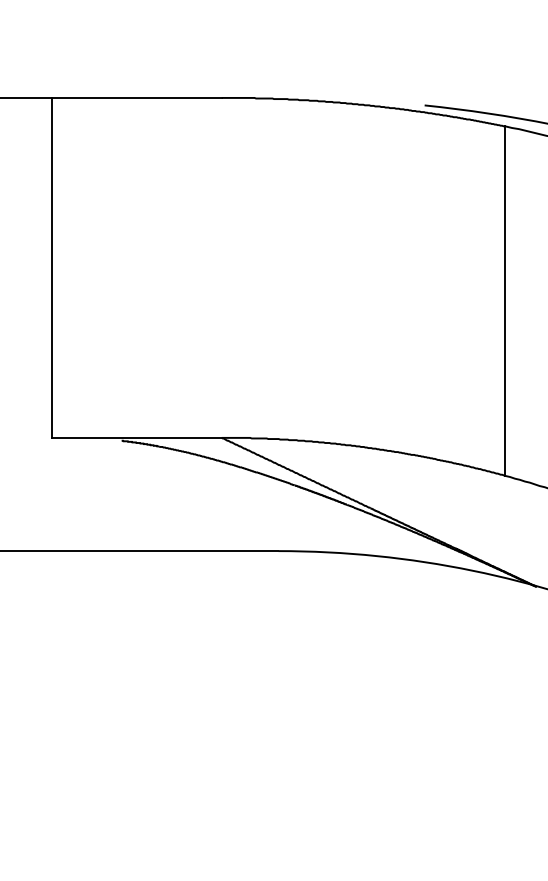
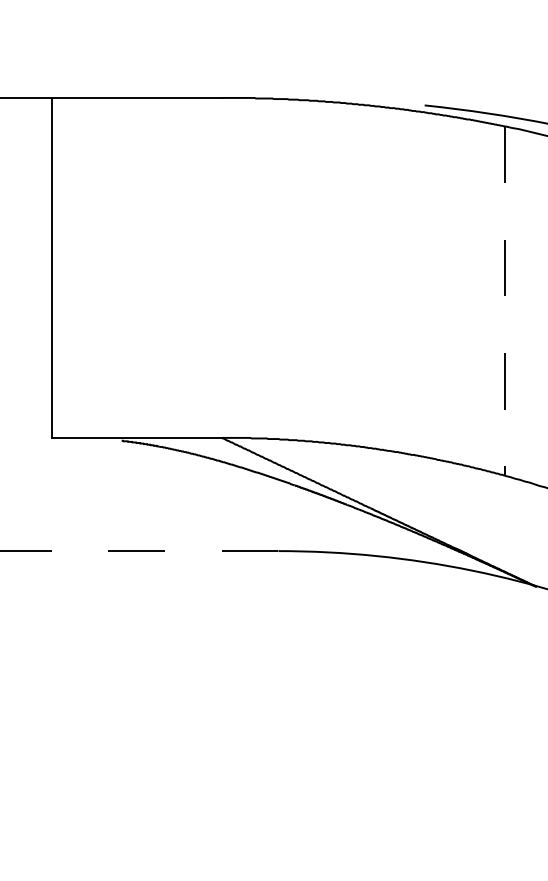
line: solid -> dashed (505, 301)
line: solid -> dashed (139, 551)
